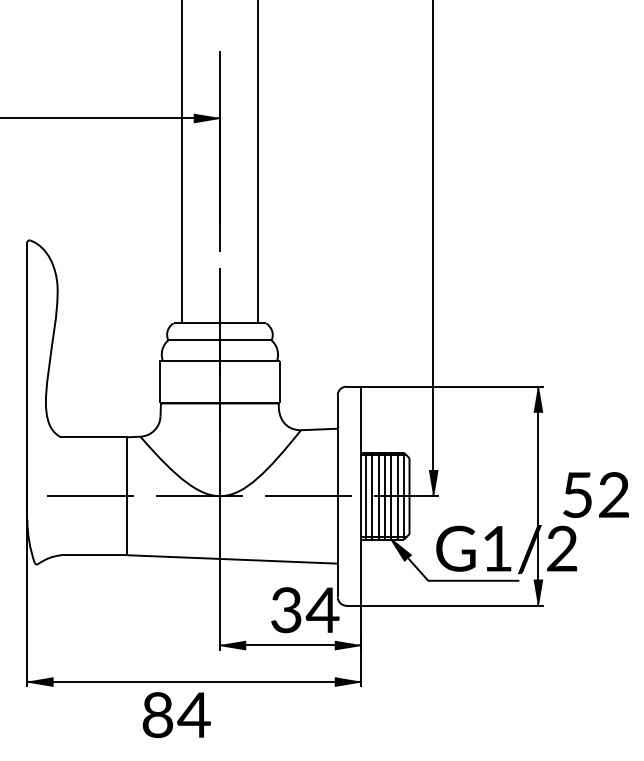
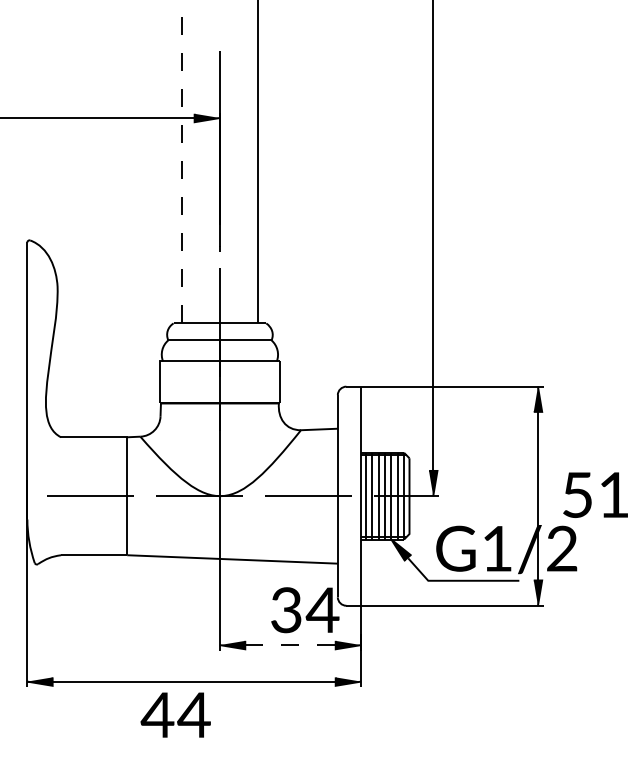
line: solid -> dashed (182, 161)
text: 52 -> 51 (613, 494)
line: solid -> dashed (291, 645)
text: 84 -> 44 (157, 715)
